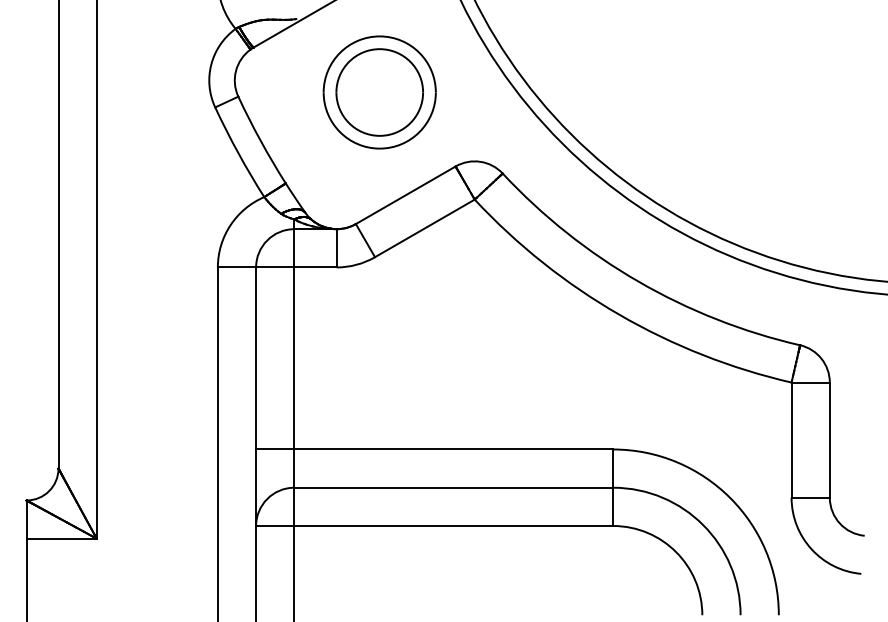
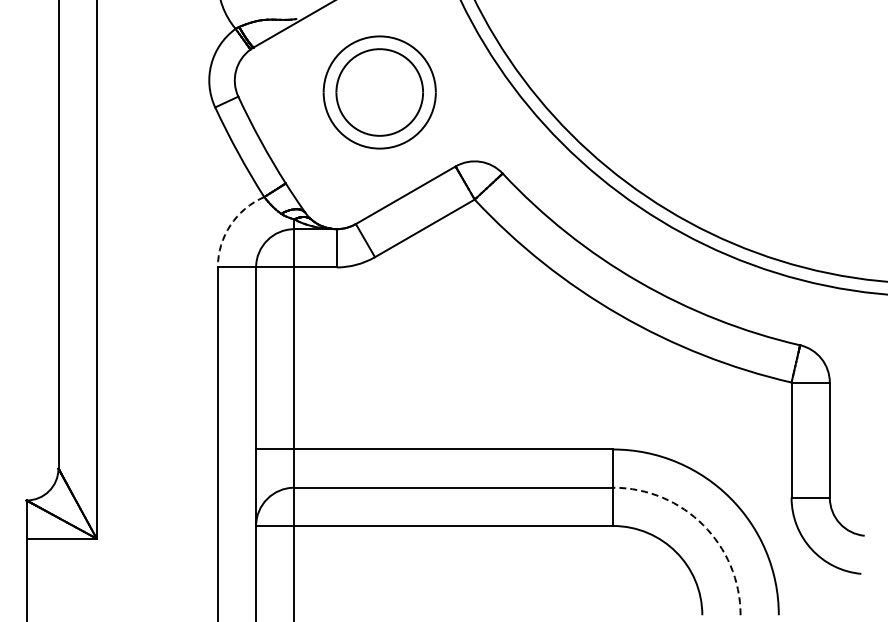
arc: solid -> dashed (230, 225)
arc: solid -> dashed (703, 525)
